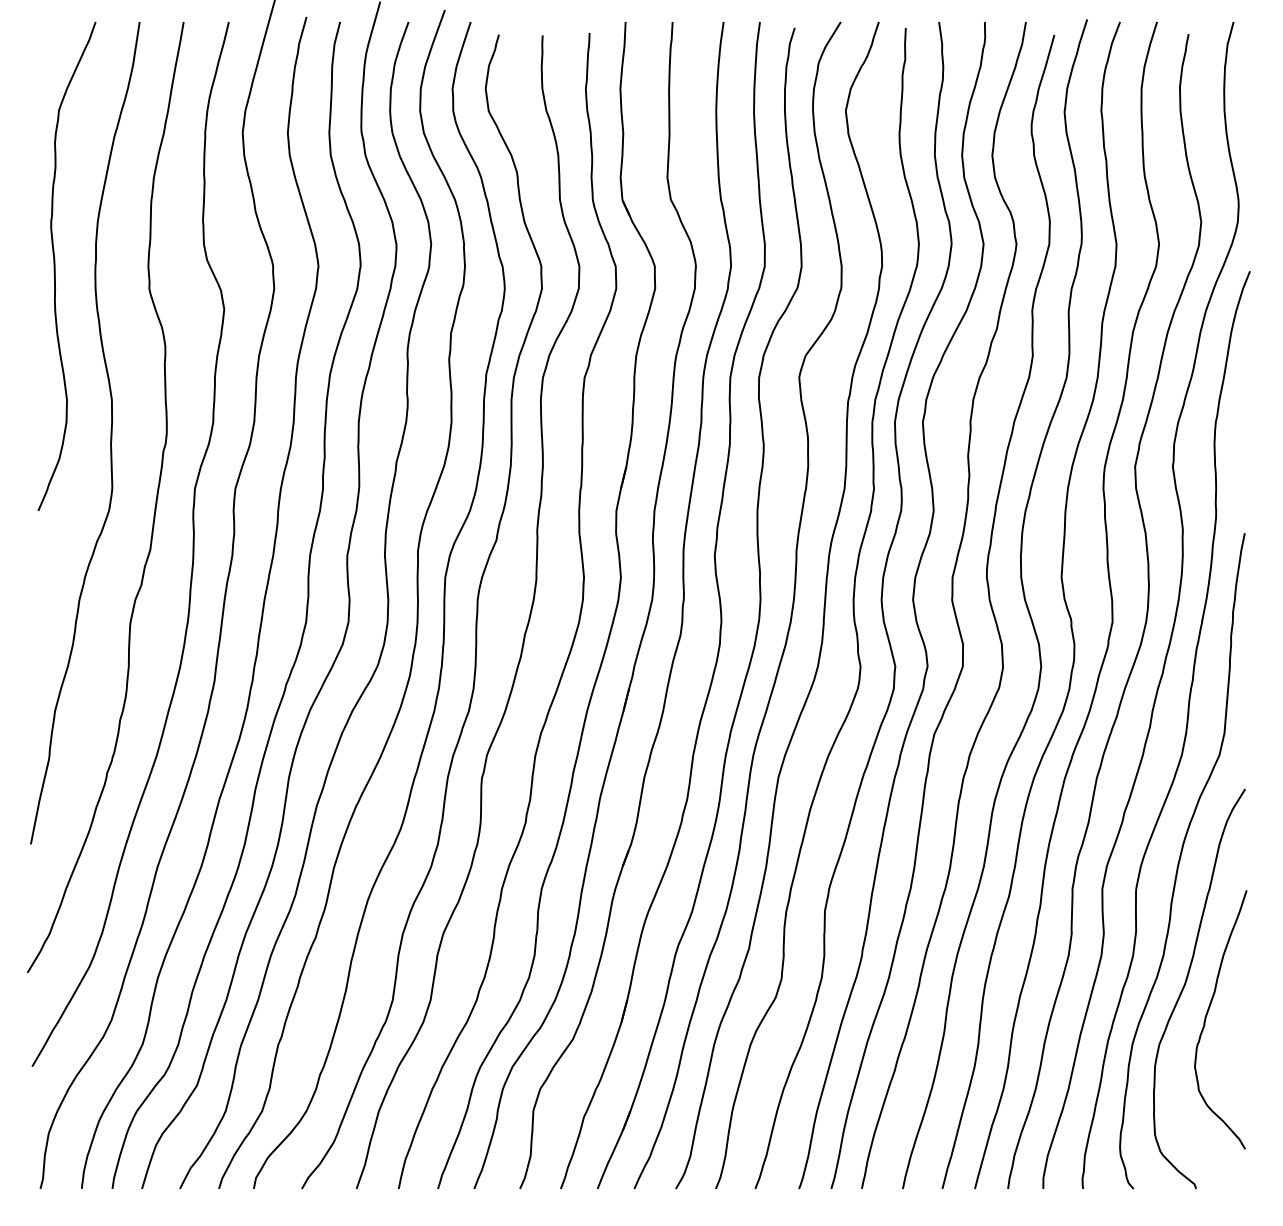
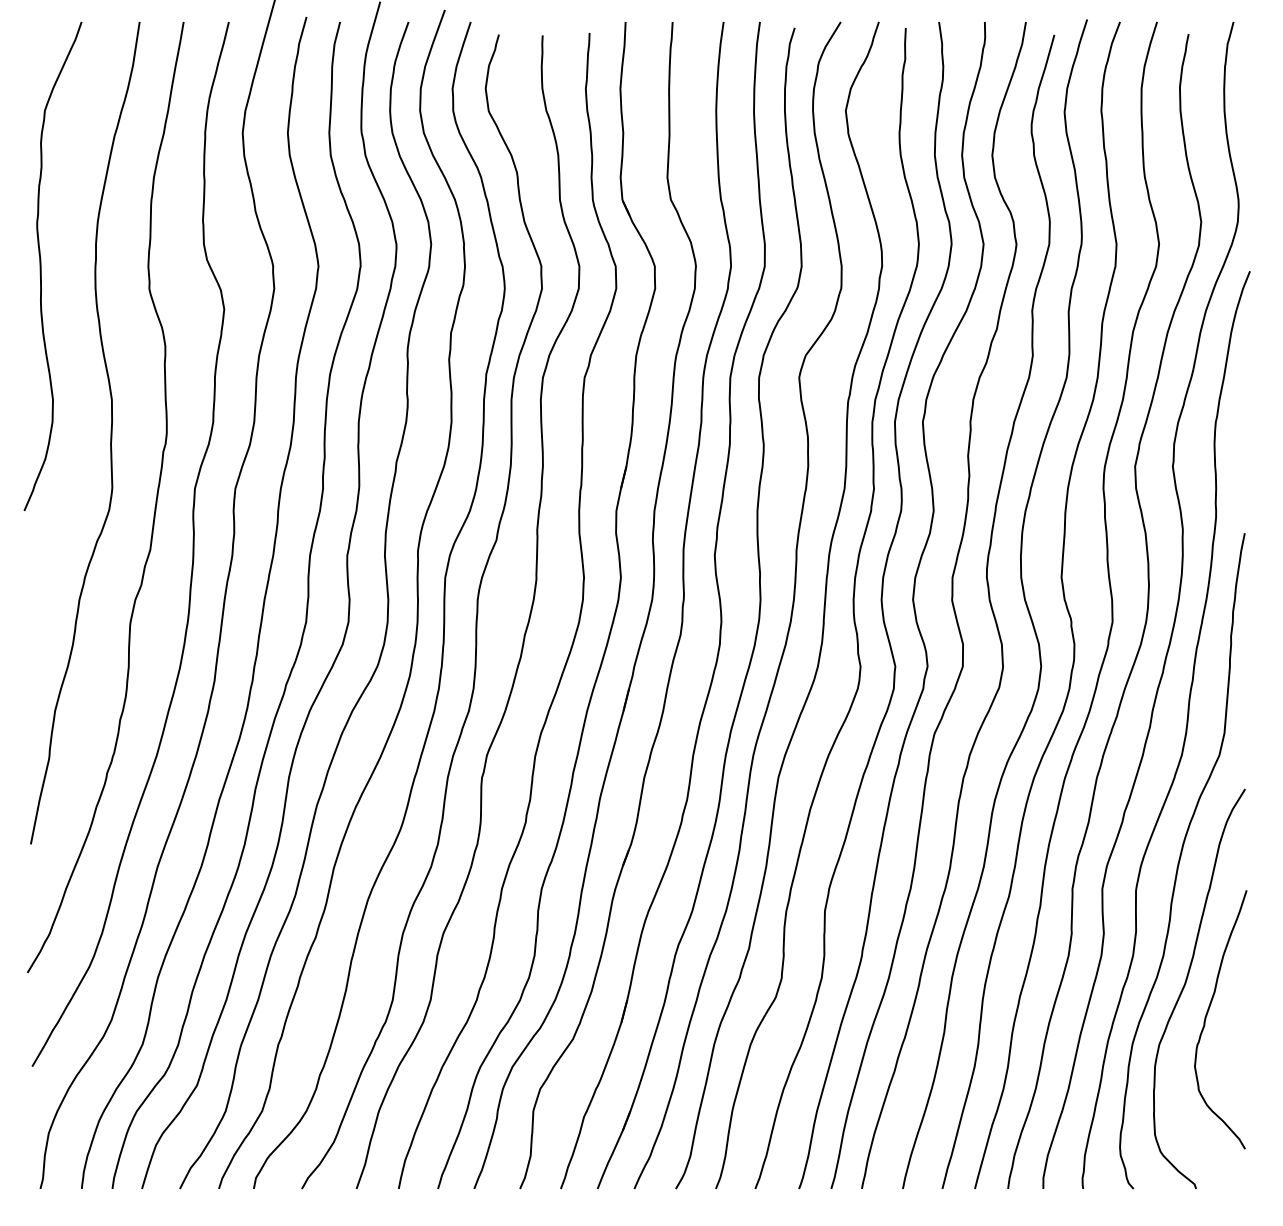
curve position: (55, 265) -> (41, 265) (41, 265)
